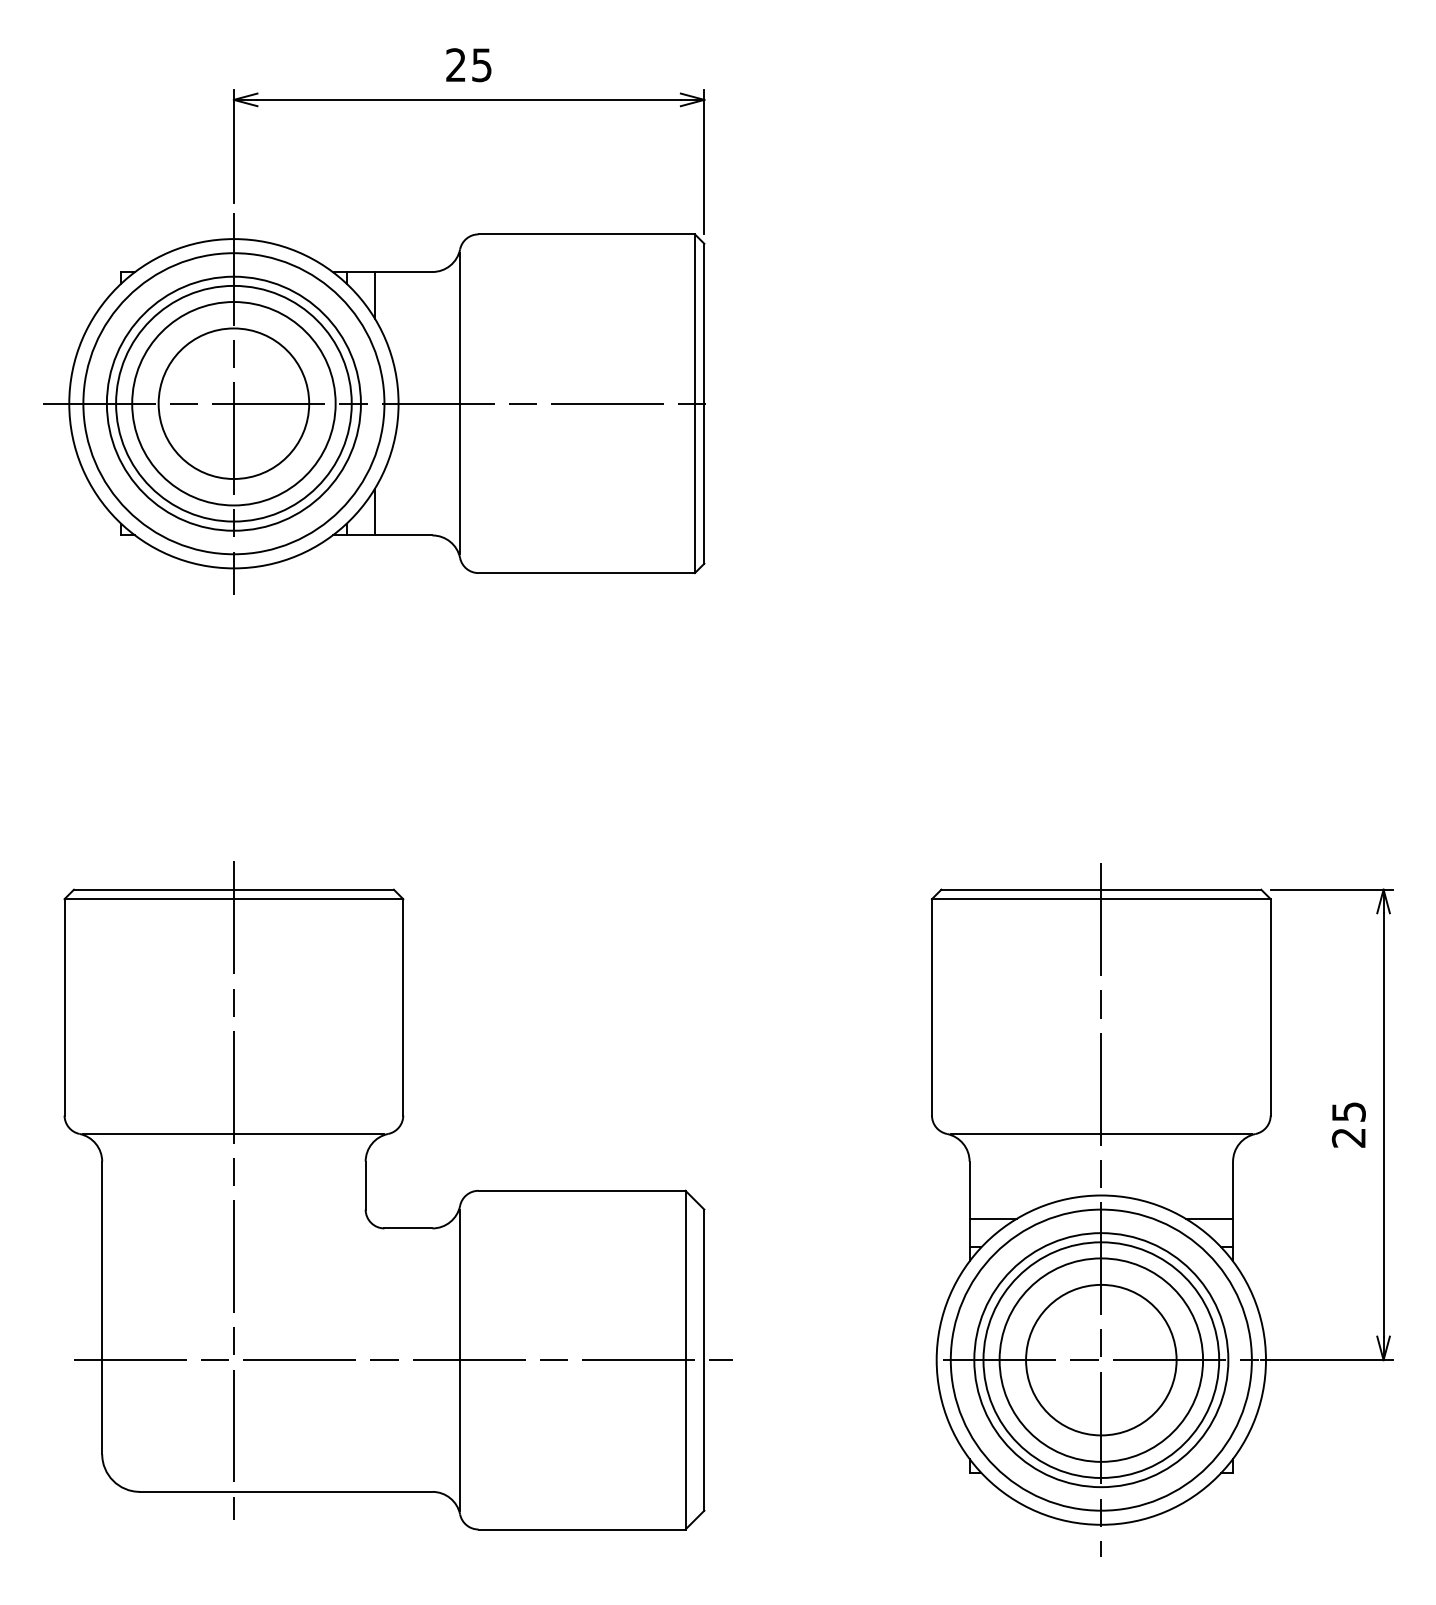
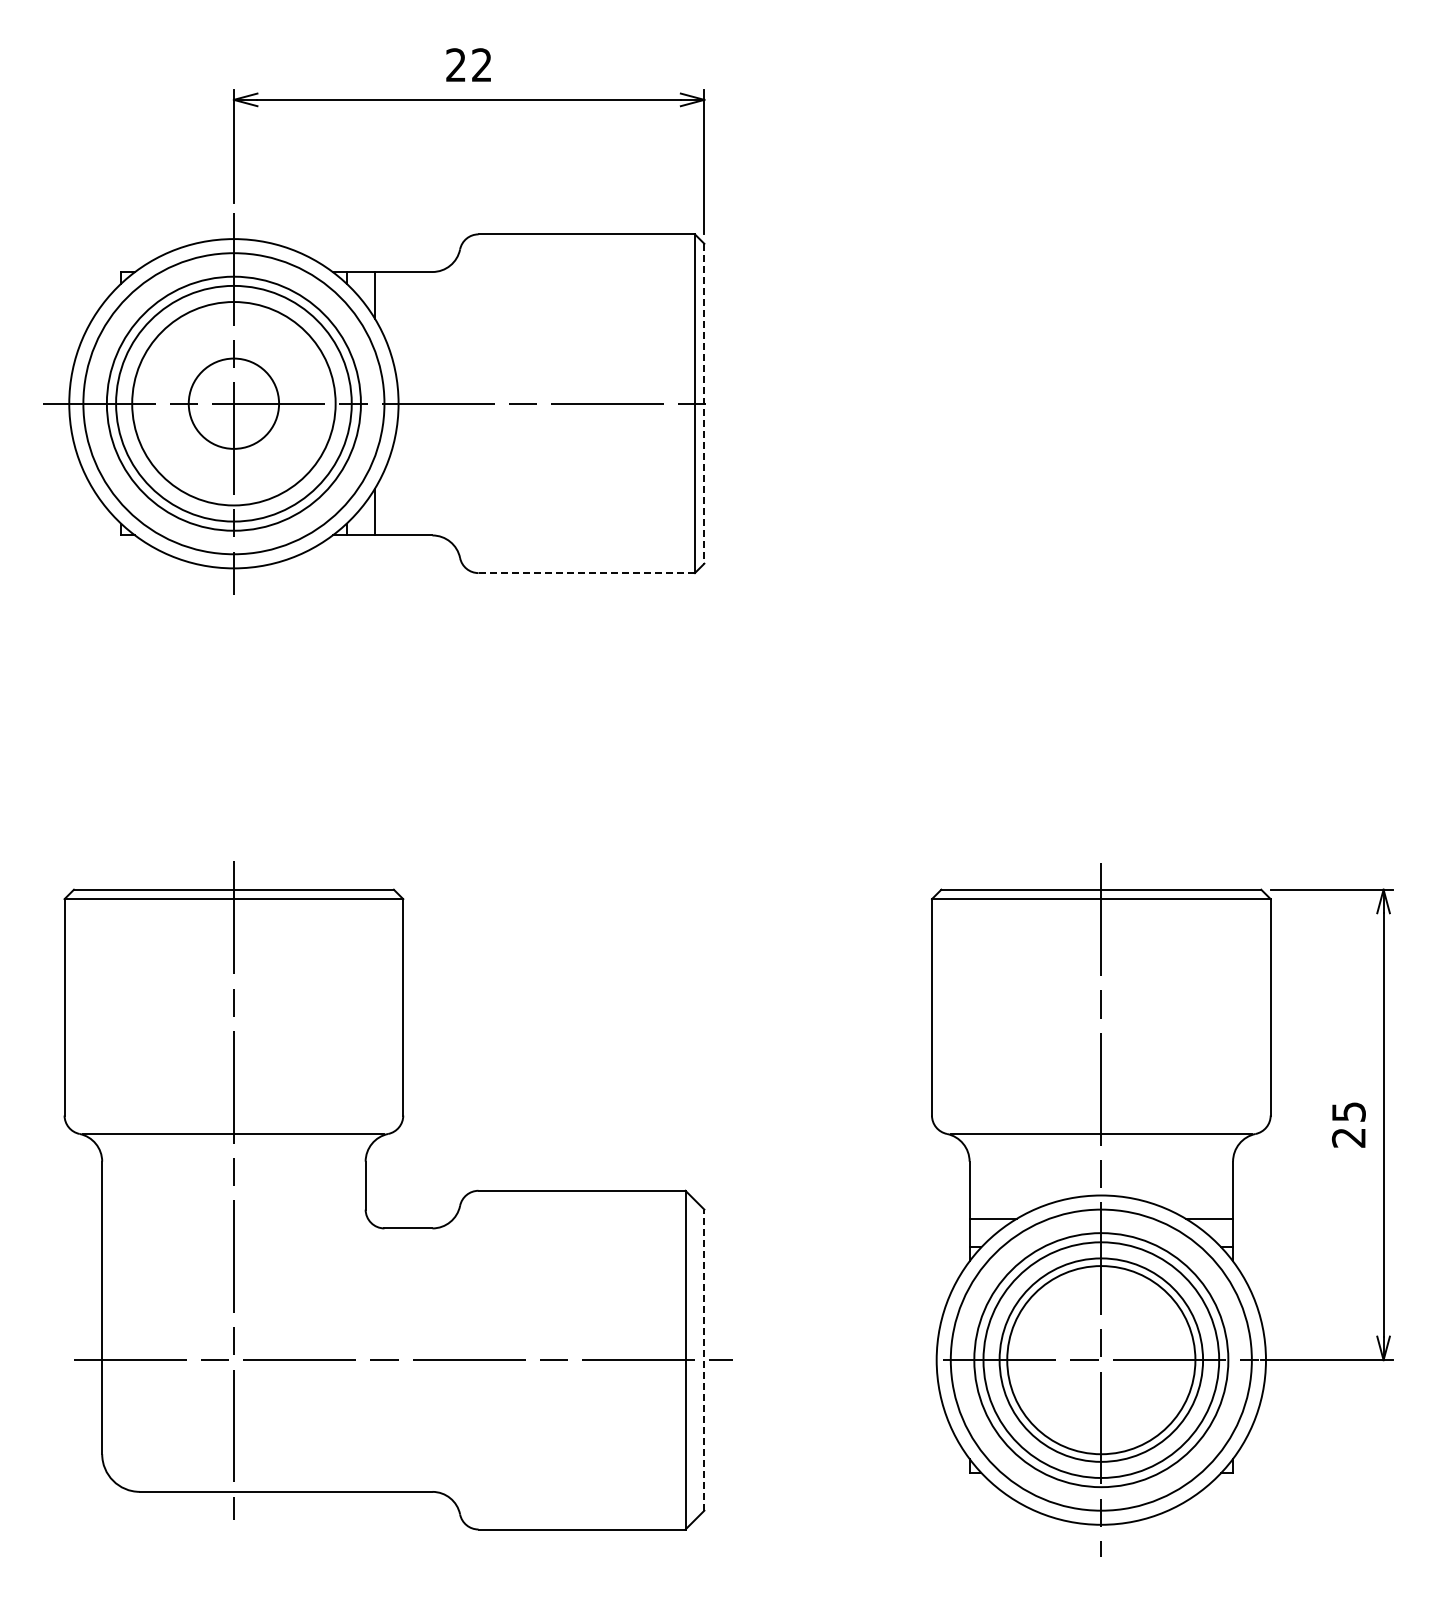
text: 25 -> 22 (481, 65)
circle diameter: 151 px -> 90 px (233, 403)
line: present -> none (459, 403)
line: solid -> dashed (704, 403)
line: solid -> dashed (586, 573)
line: present -> none (459, 1359)
circle diameter: 151 px -> 188 px (1101, 1360)
line: solid -> dashed (704, 1360)
